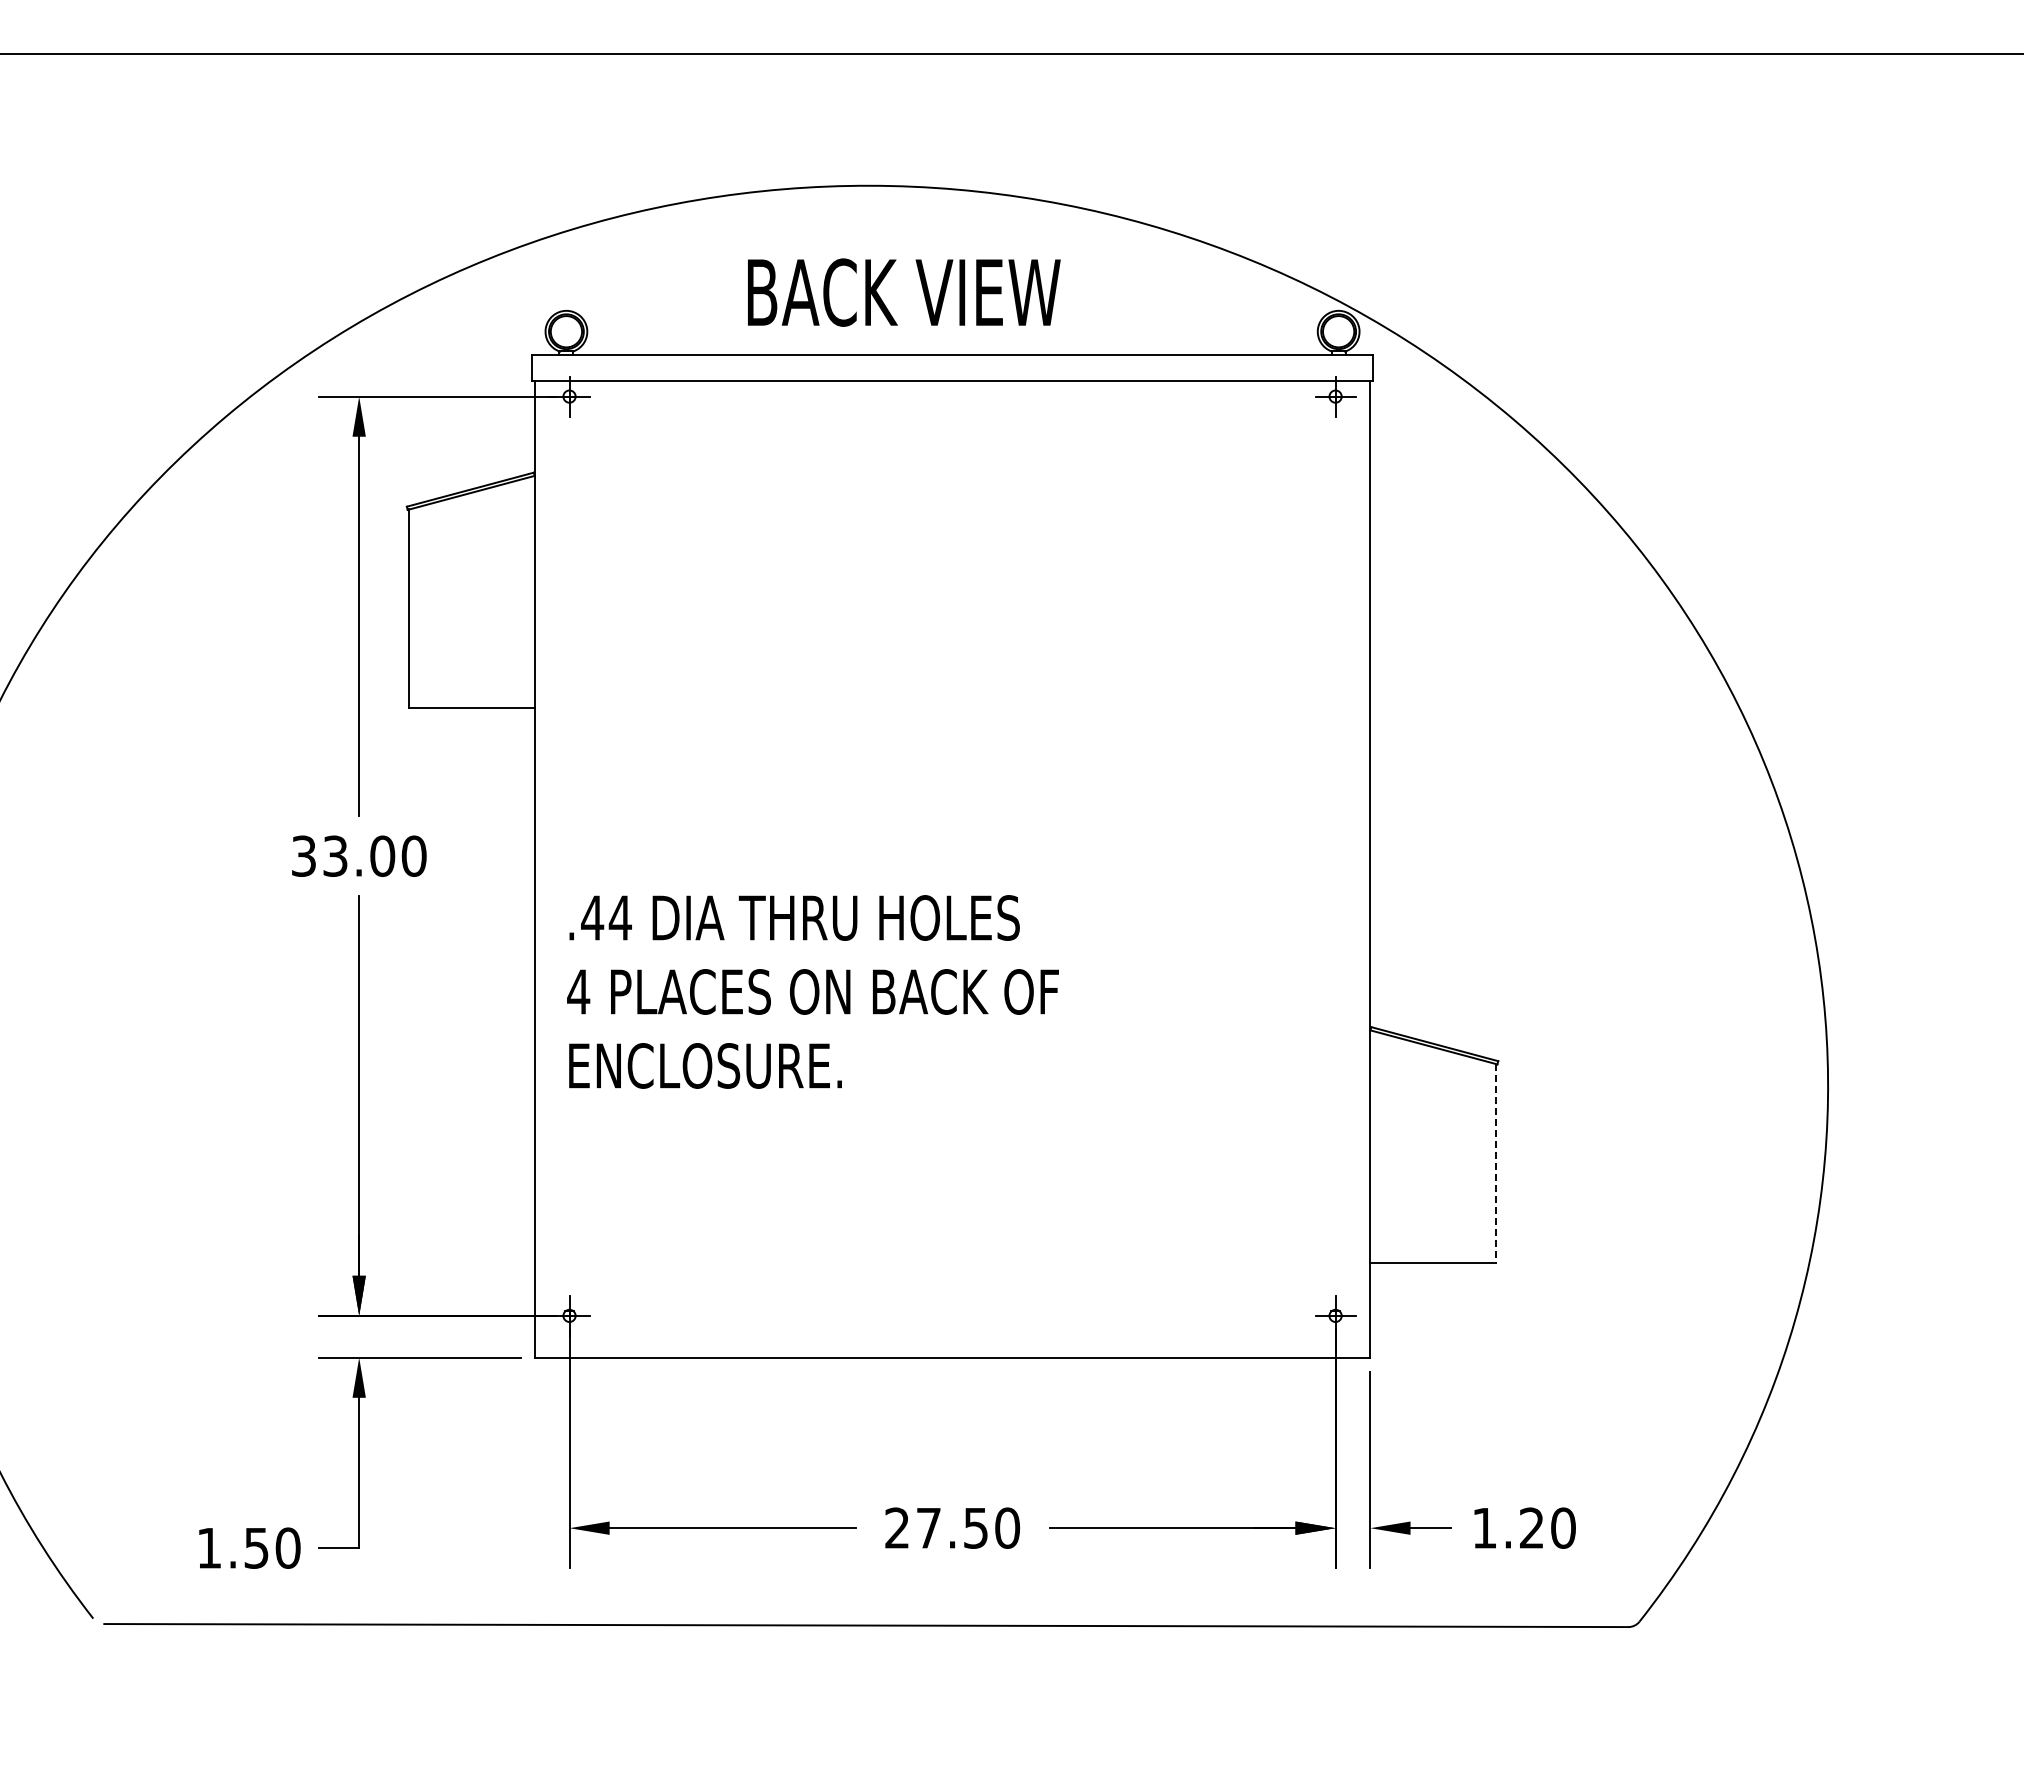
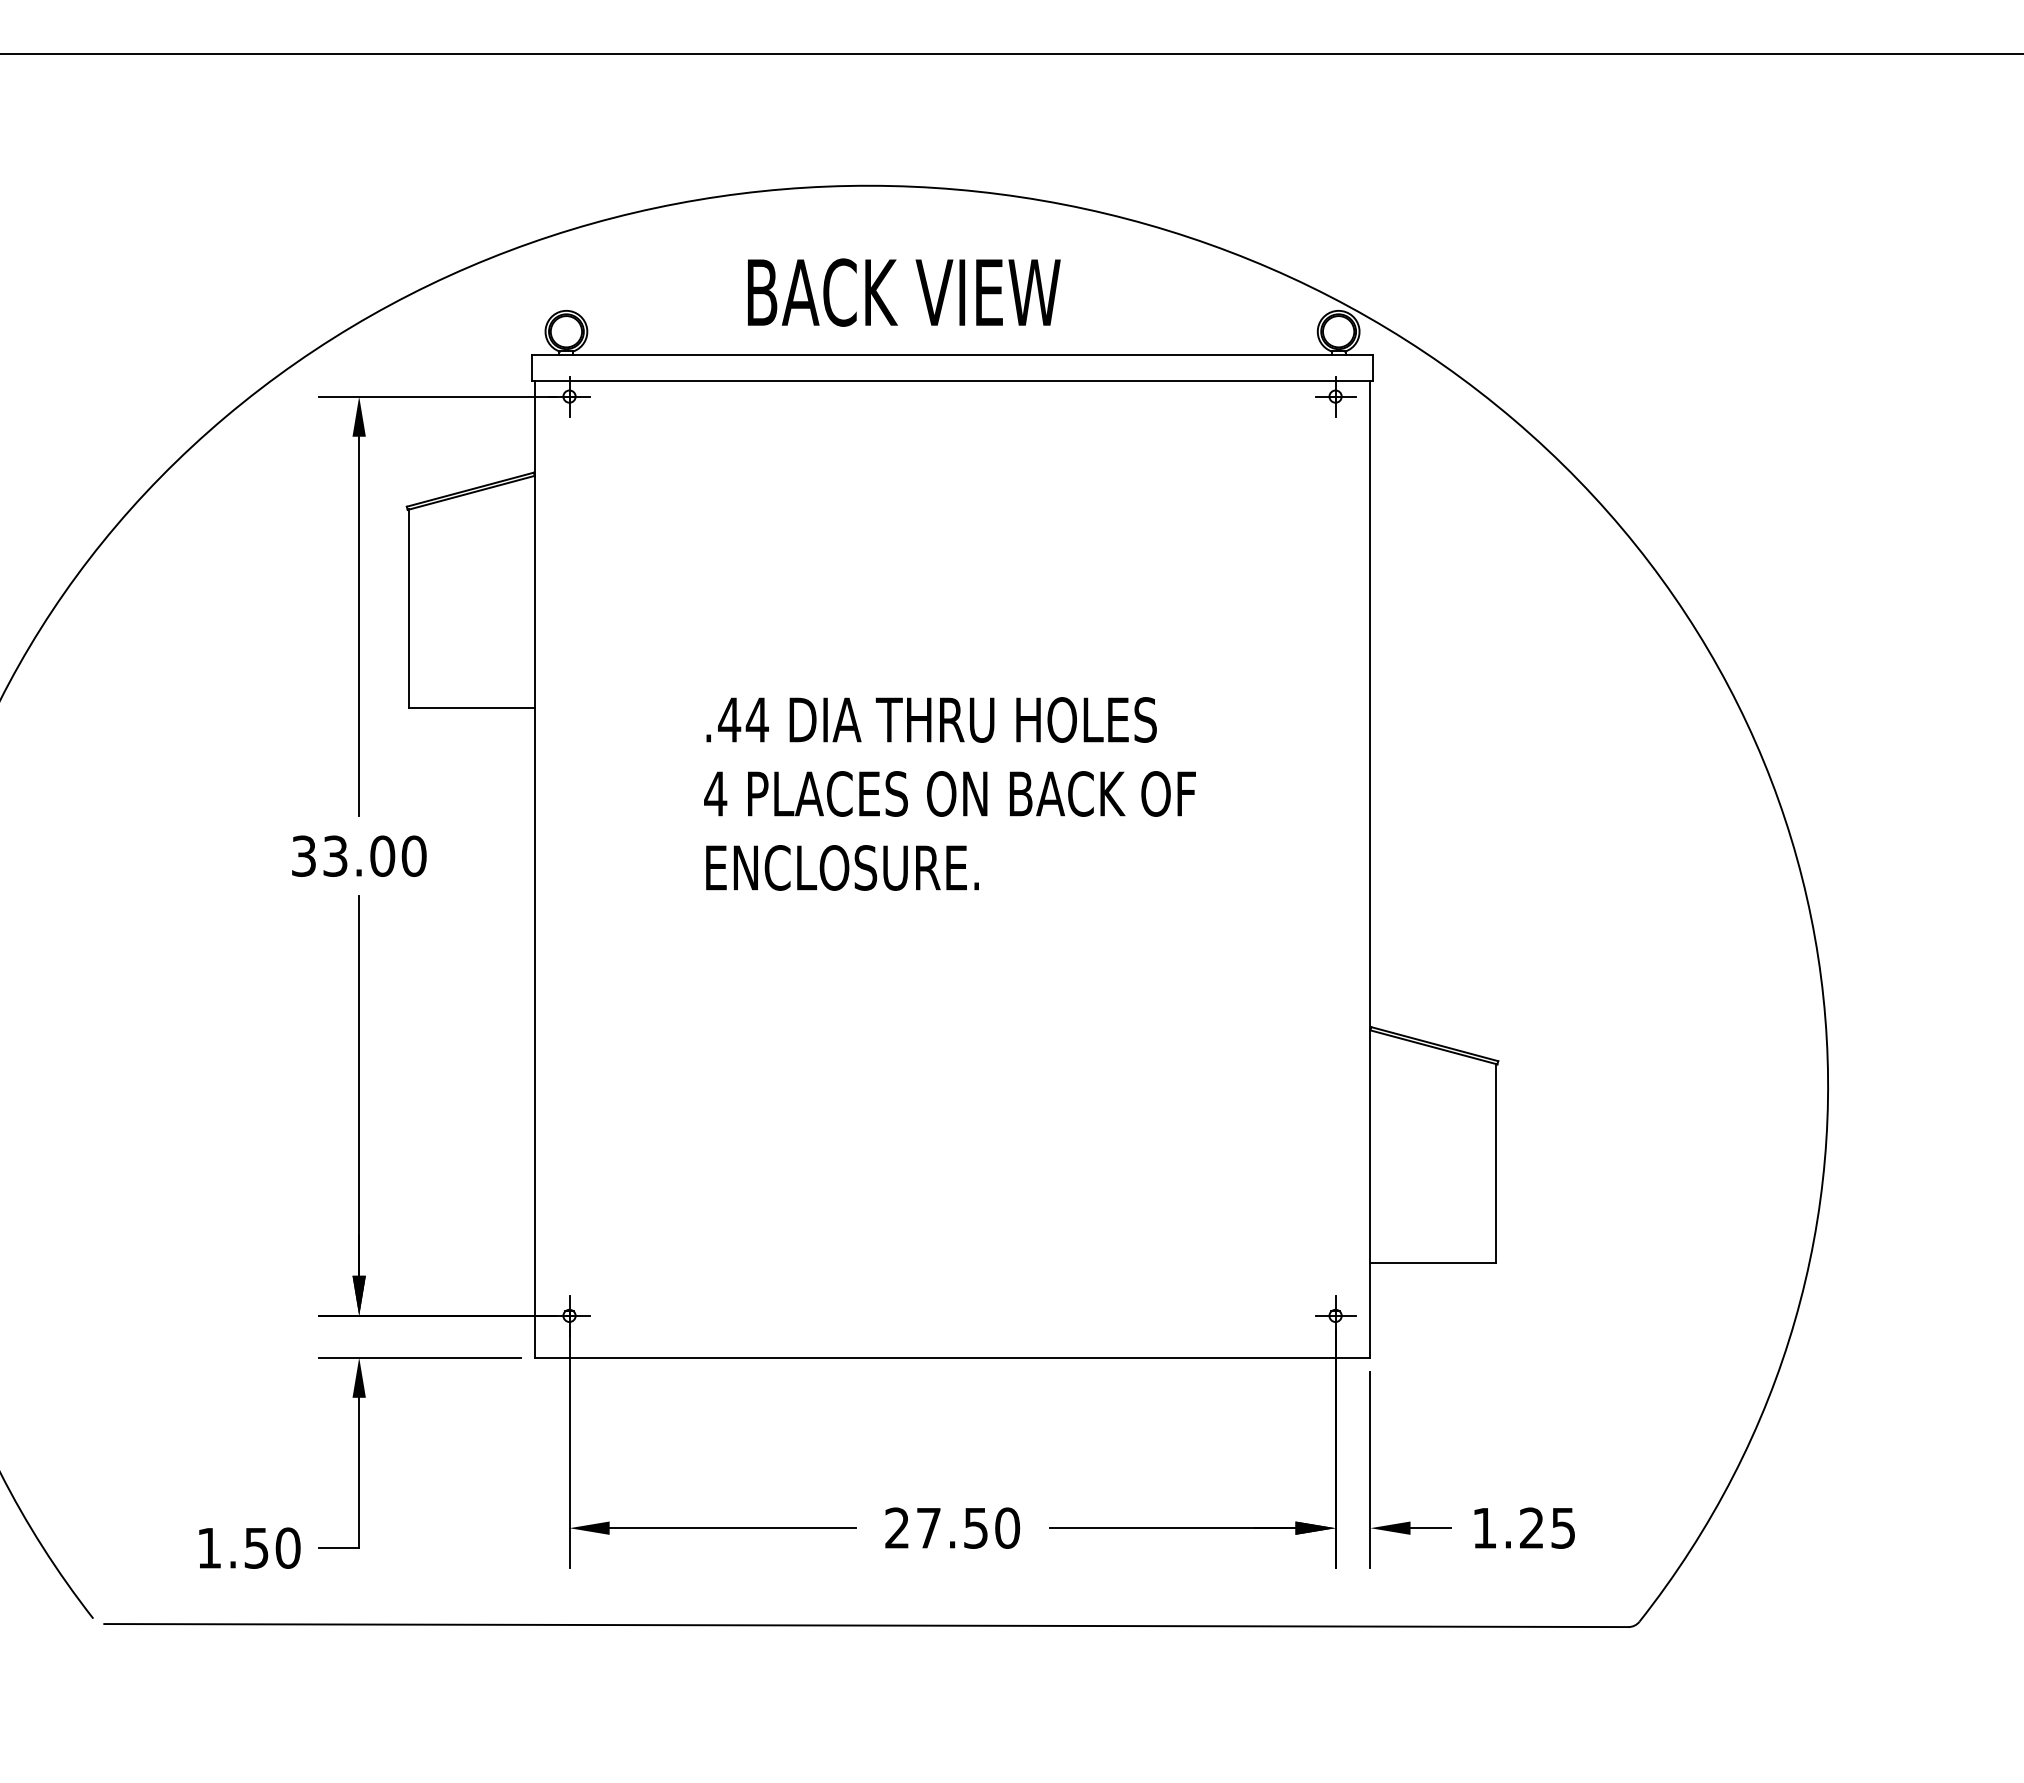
text position: (812, 991) -> (949, 793) (949, 793)
line: dashed -> solid (1495, 1163)
text: 1.20 -> 1.25 (1563, 1527)
